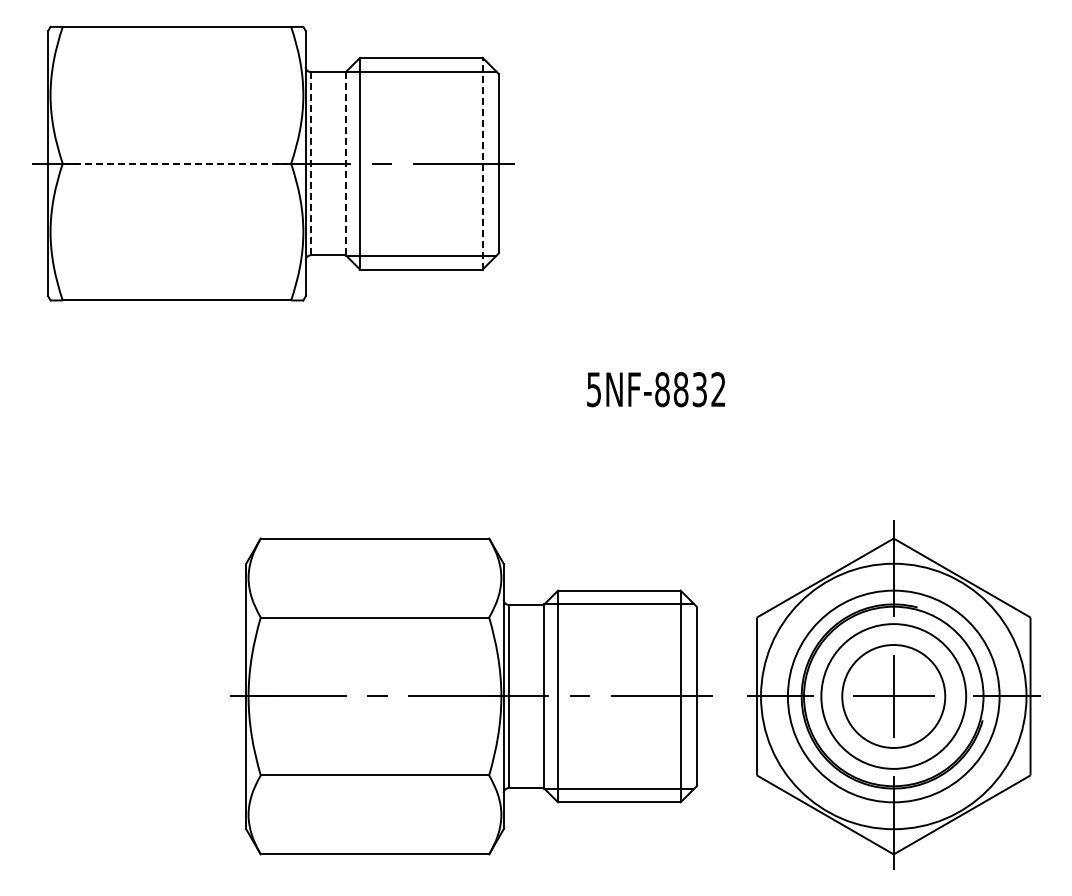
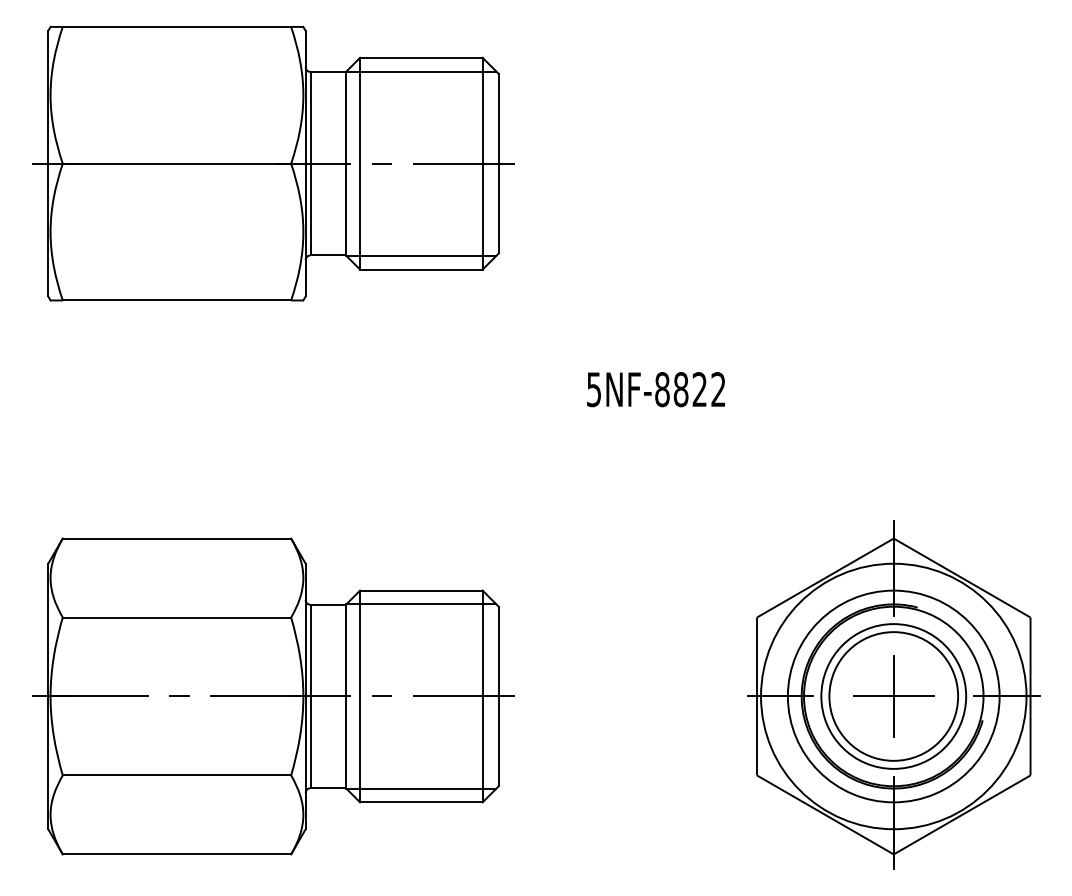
line: dashed -> solid (177, 163)
line: dashed -> solid (310, 163)
line: dashed -> solid (345, 163)
line: dashed -> solid (482, 163)
text: 5NF-8832 -> 5NF-8822 (699, 389)
part position: (471, 696) -> (273, 696) (273, 696)
circle diameter: 103 px -> 129 px (893, 696)
